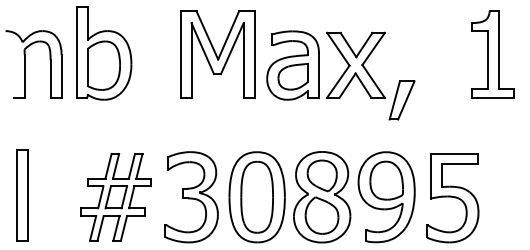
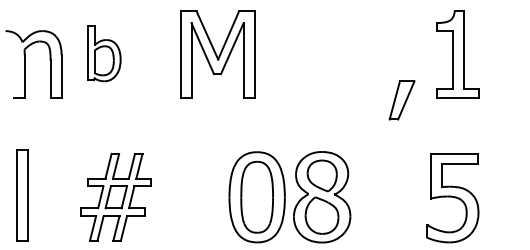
part size: 57x95 px -> 35x58 px (104, 53)
part position: (492, 54) -> (457, 54) (457, 54)
part: present -> none (325, 65)
part: present -> none (191, 197)
part: present -> none (386, 197)
